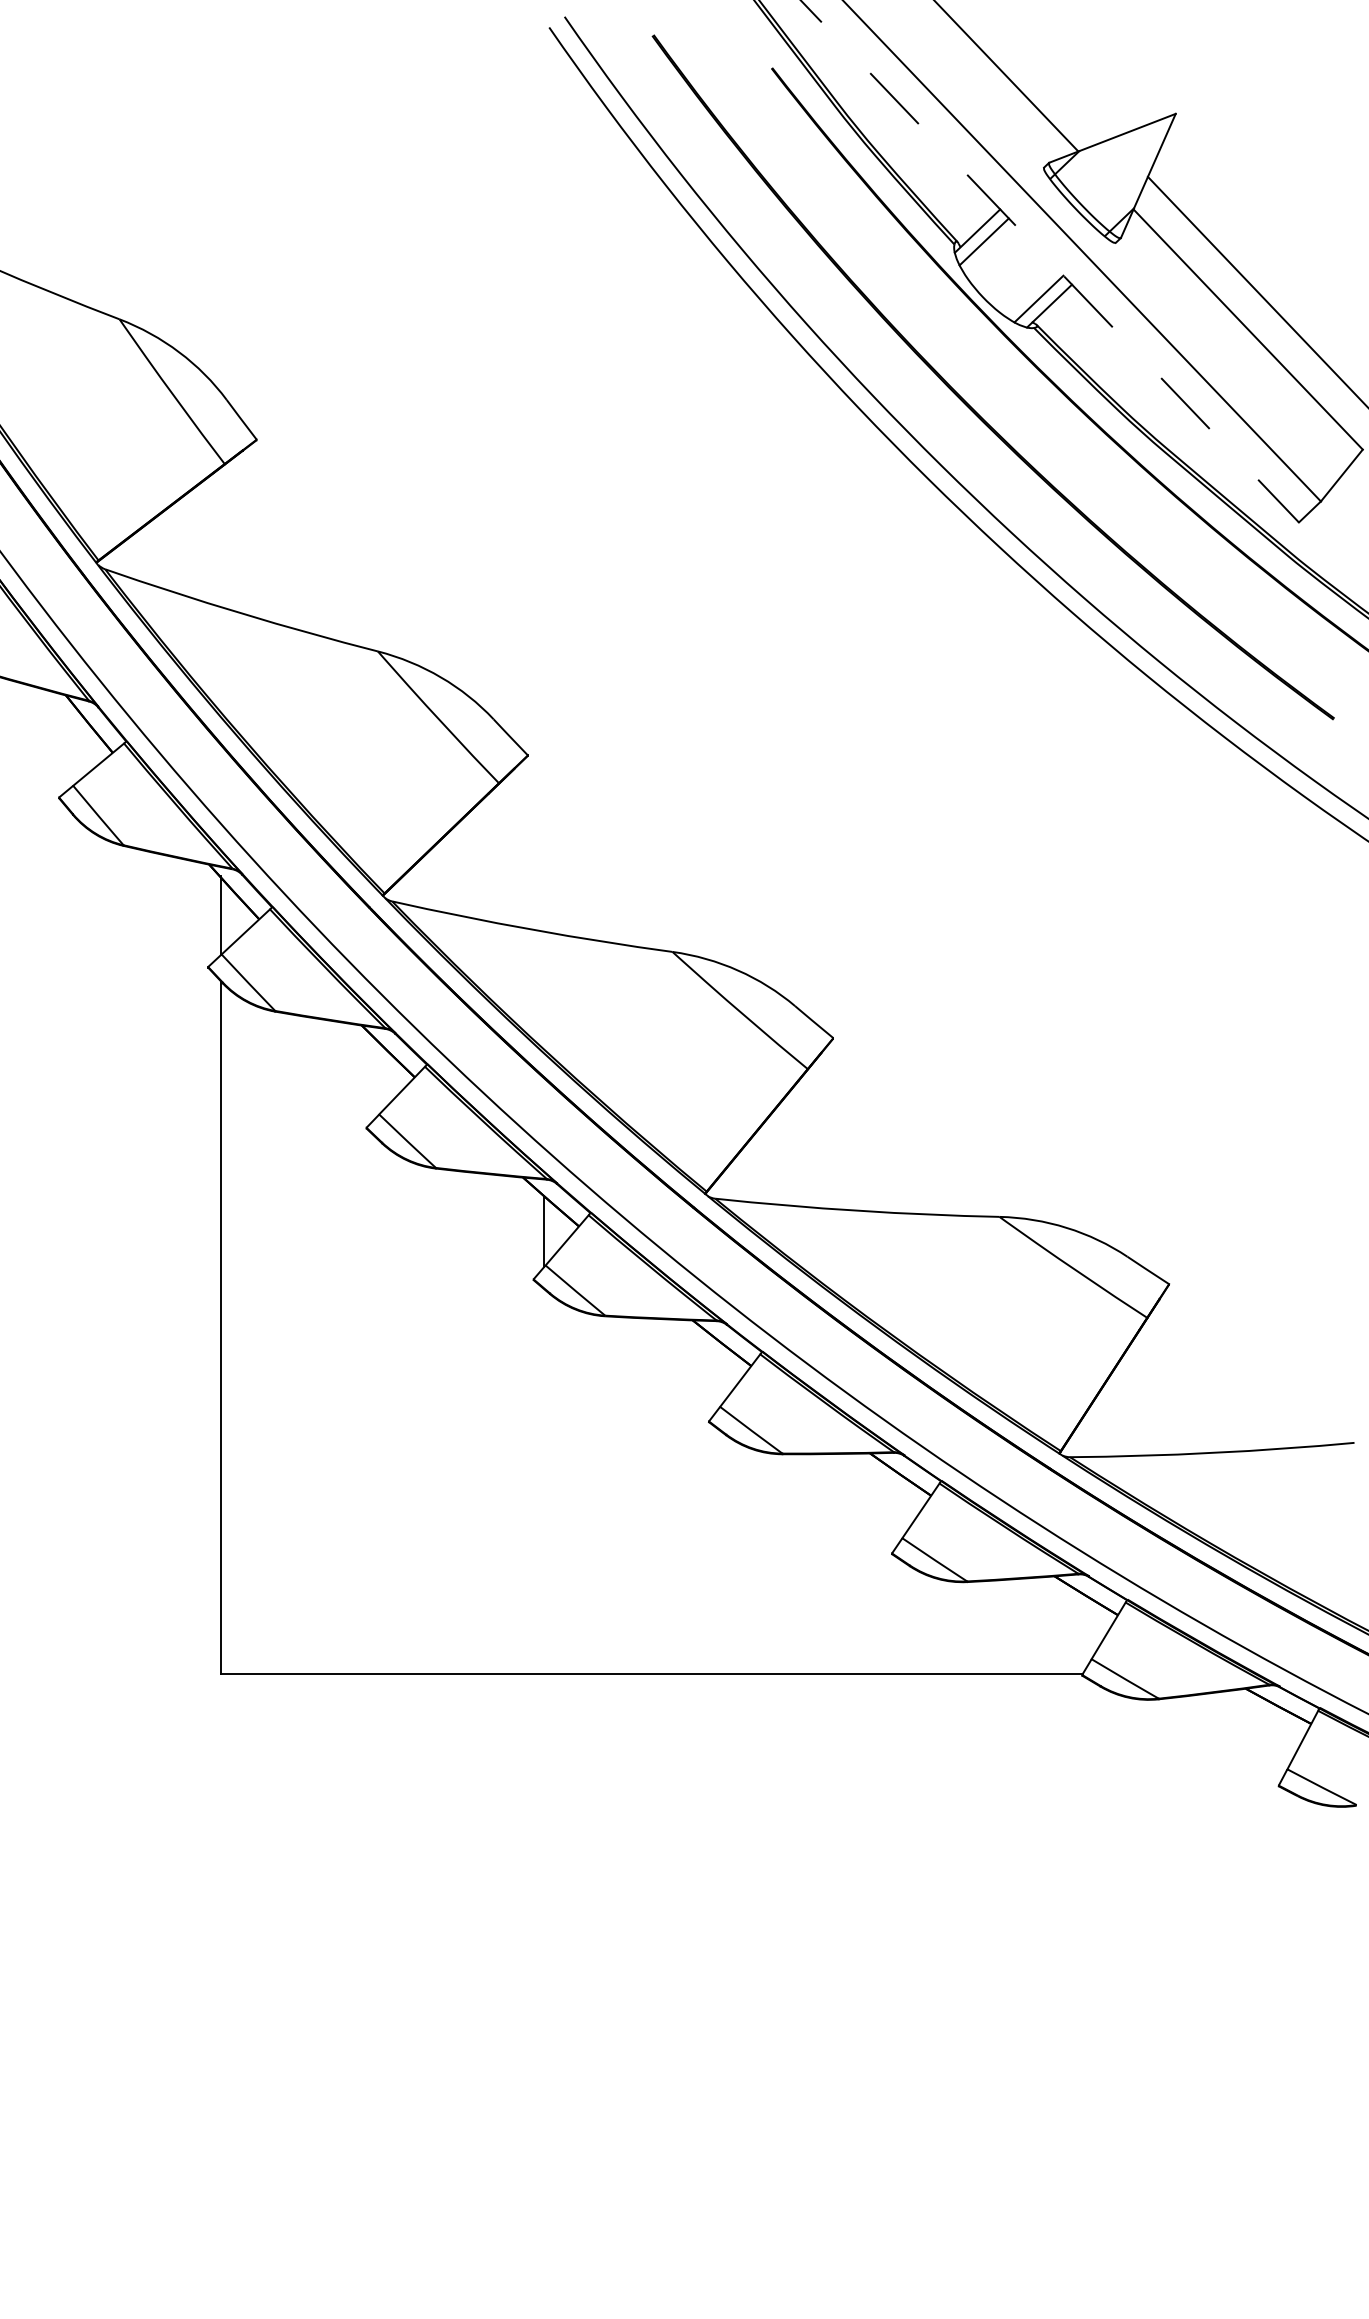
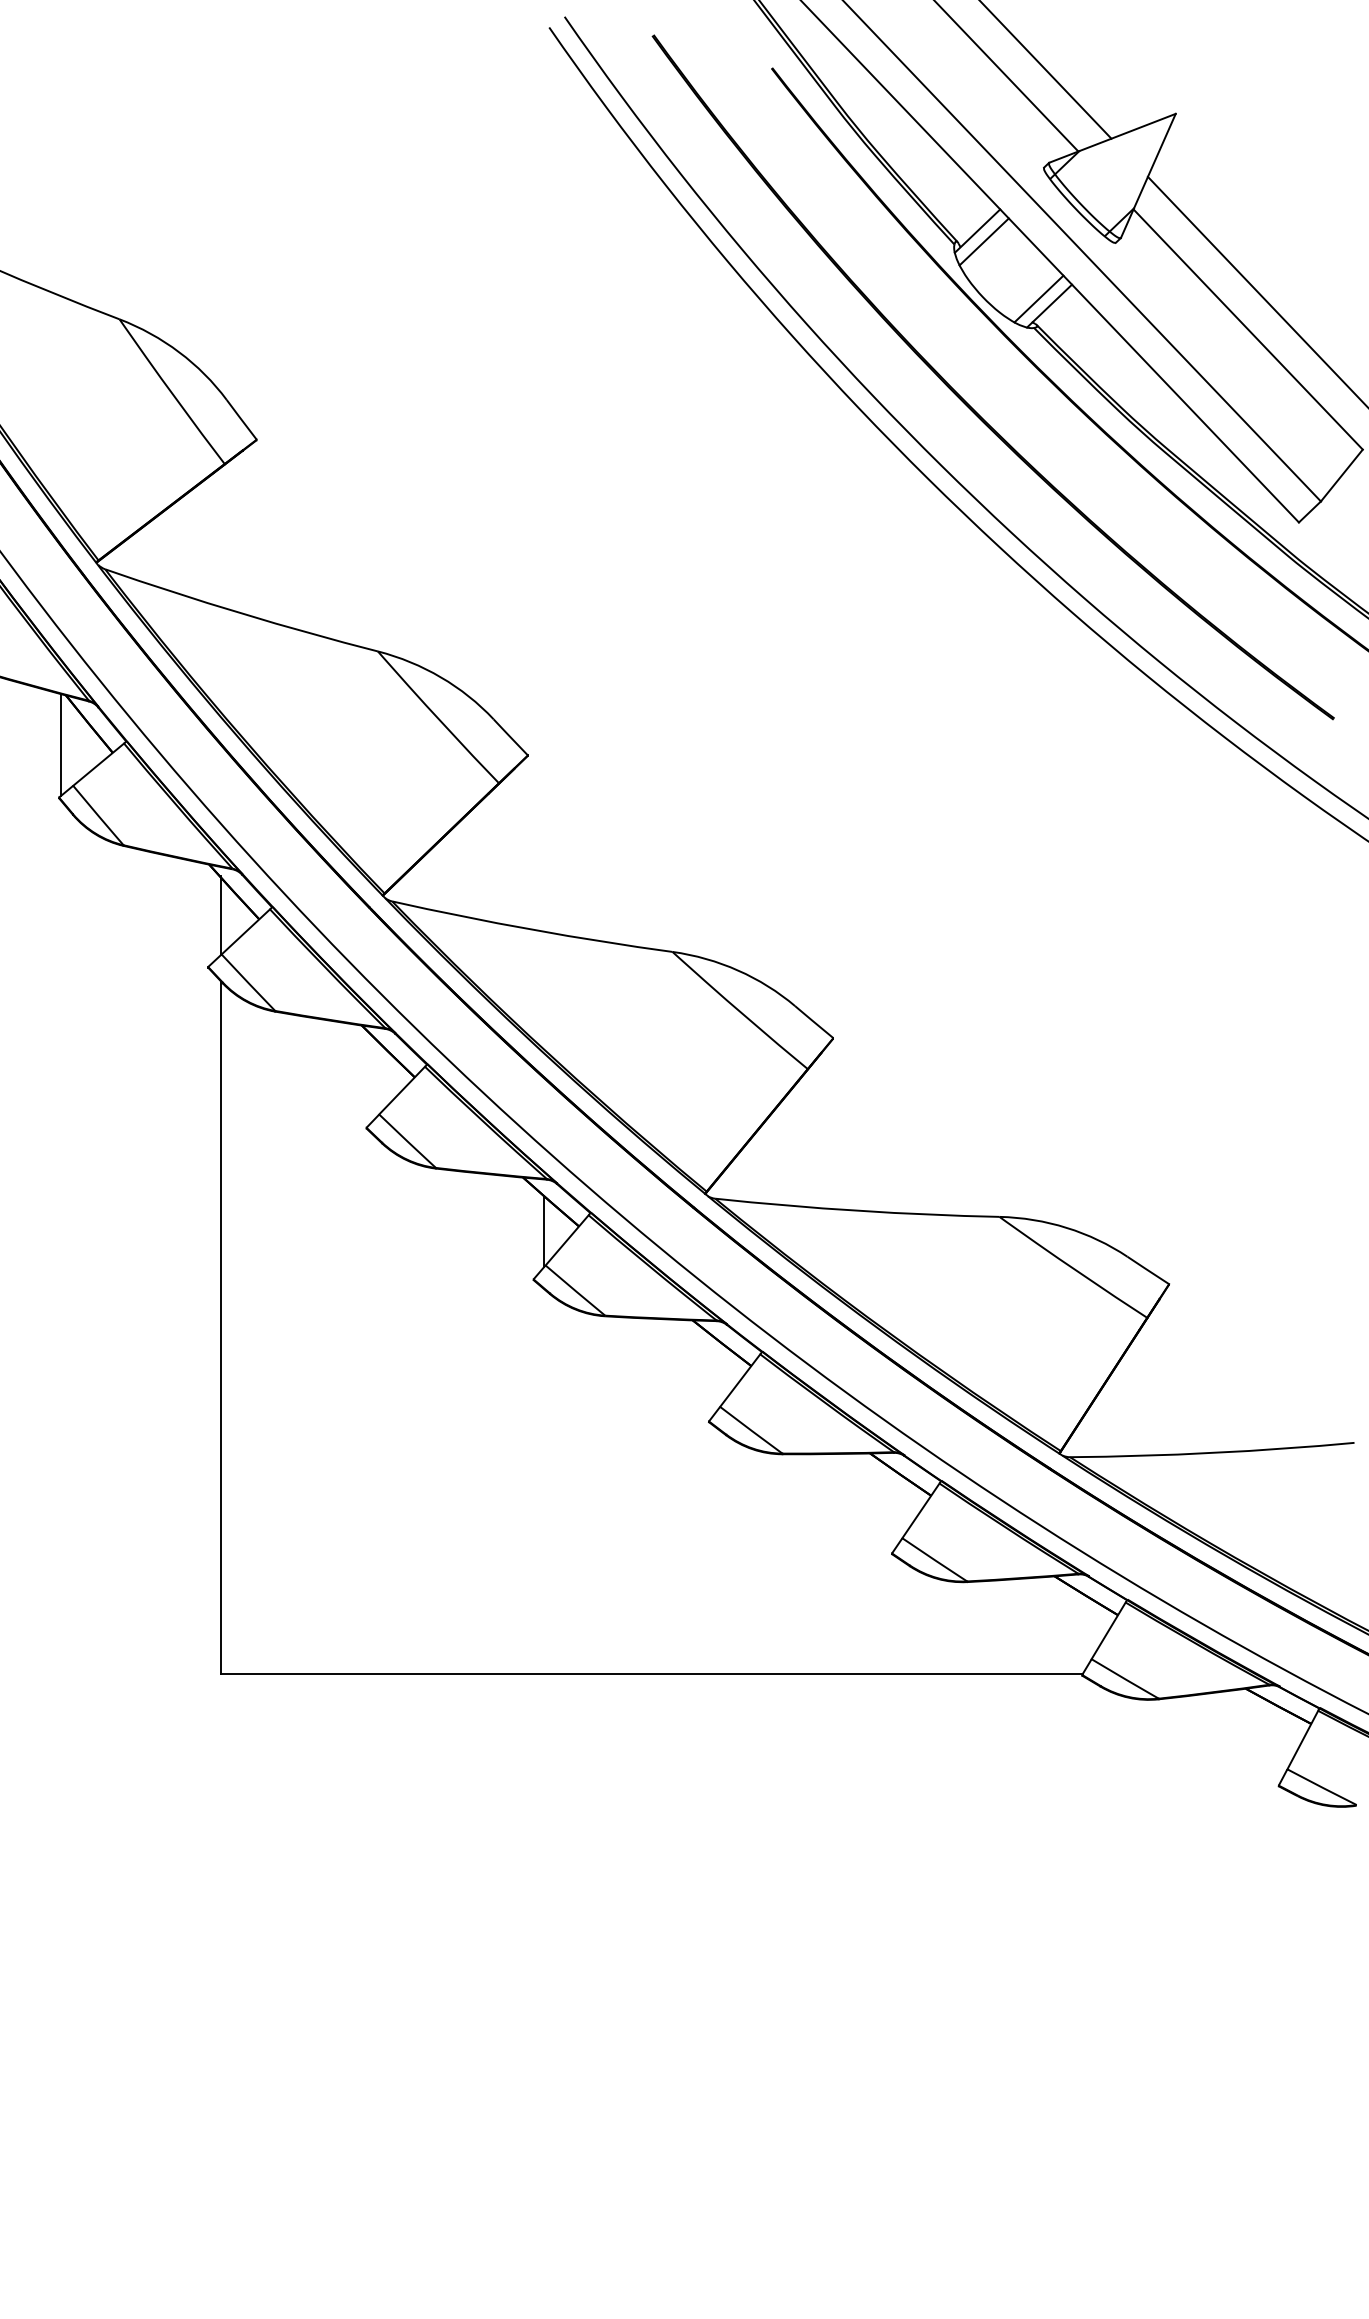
line: none -> present (1046, 70)
line: dashed -> solid (1049, 261)
line: none -> present (60, 745)
